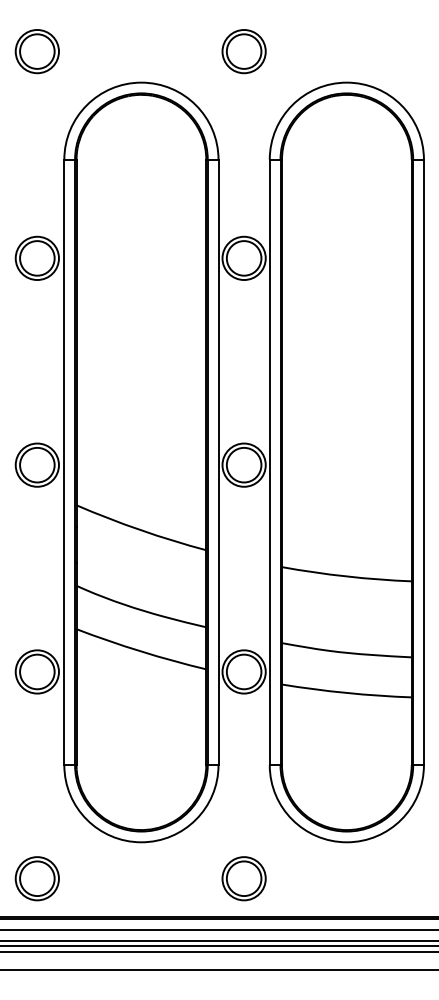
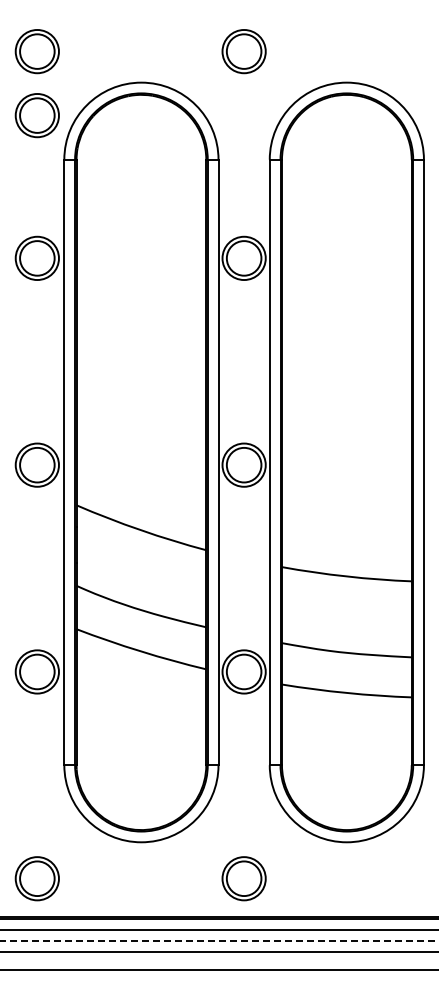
part: none -> present (36, 115)
line: solid -> dashed (219, 940)
line: present -> none (218, 946)
